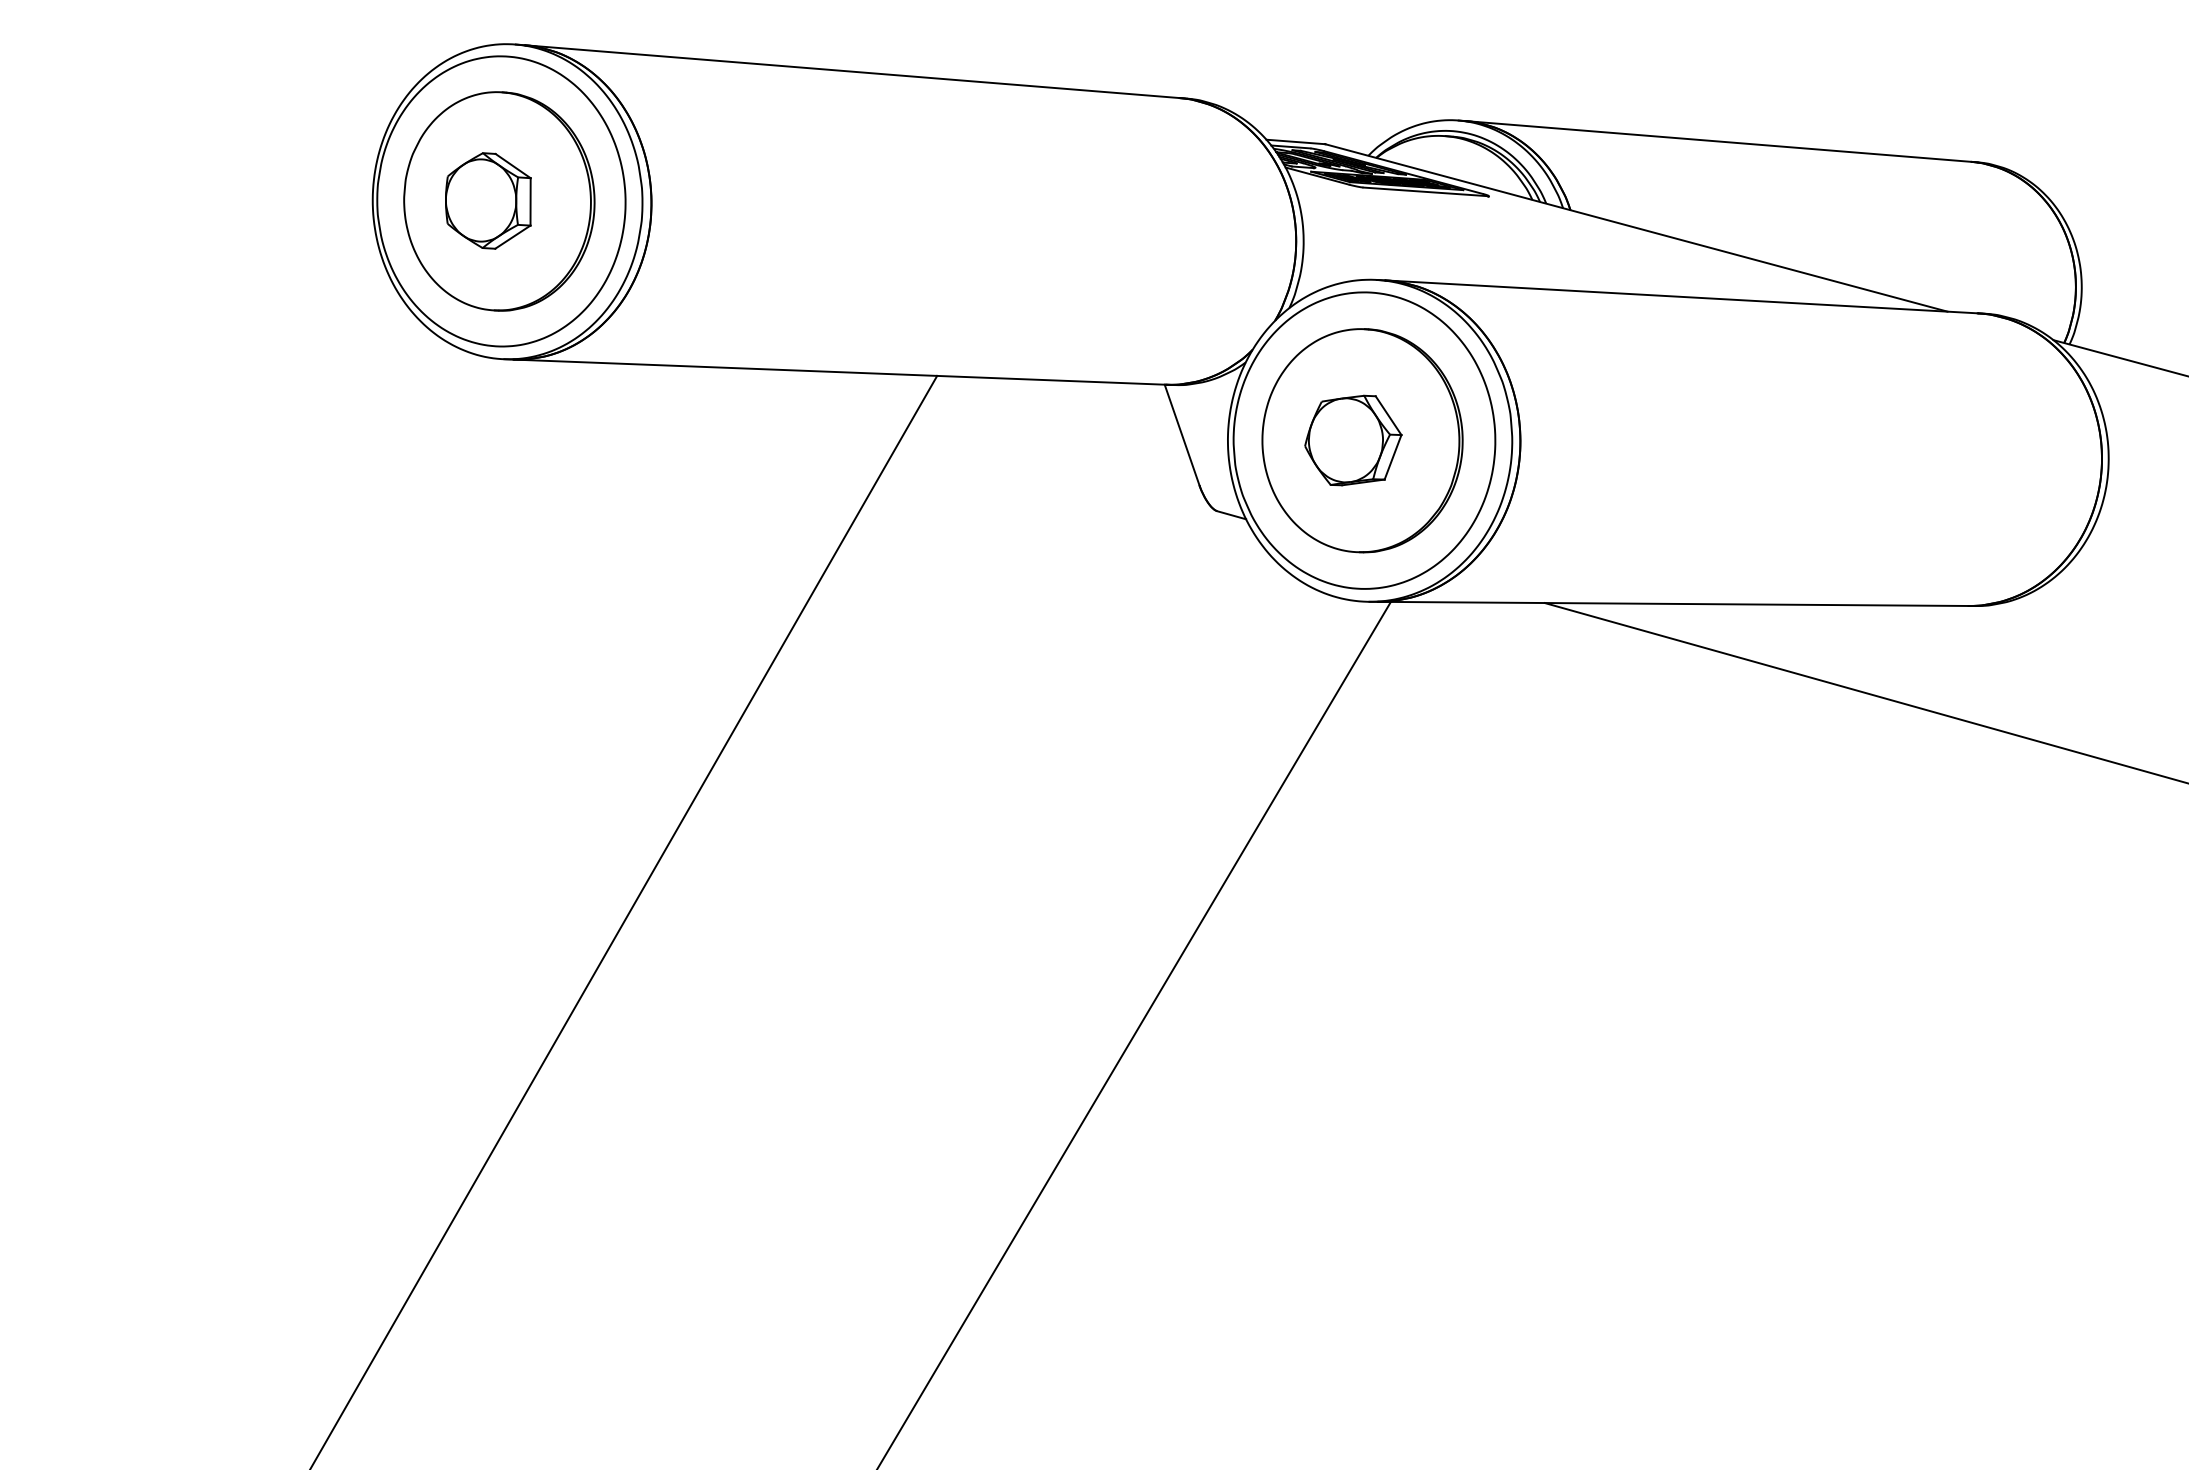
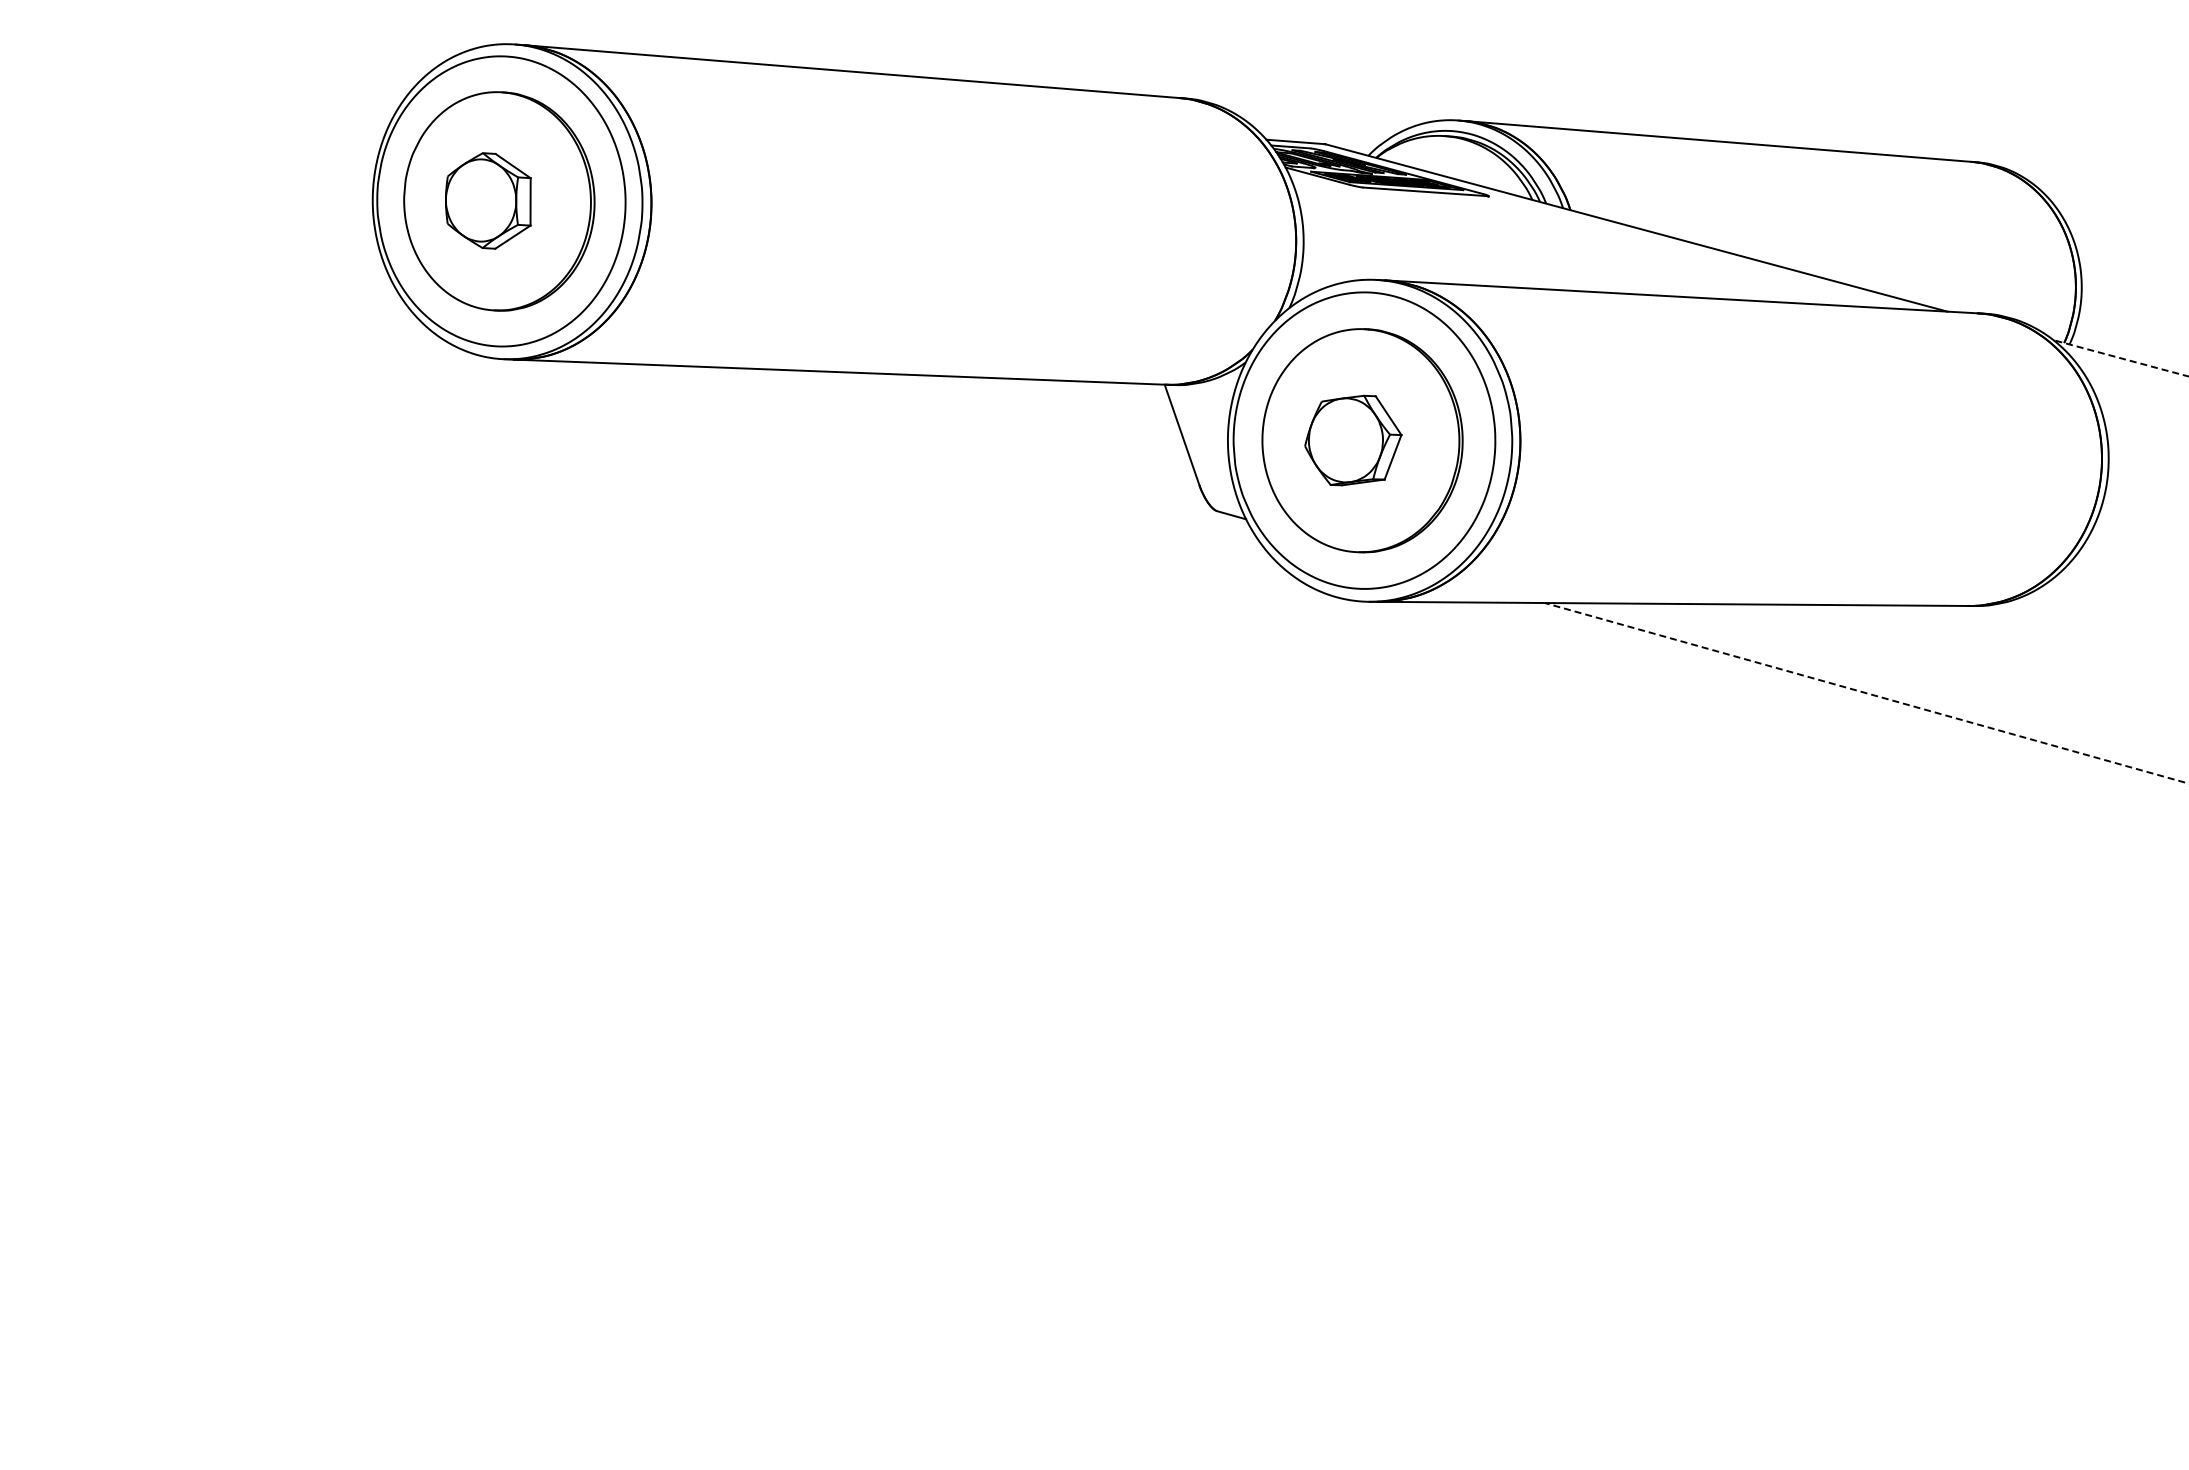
line: solid -> dashed (2121, 358)
line: solid -> dashed (1866, 693)
line: present -> none (624, 920)
line: present -> none (1134, 1033)
